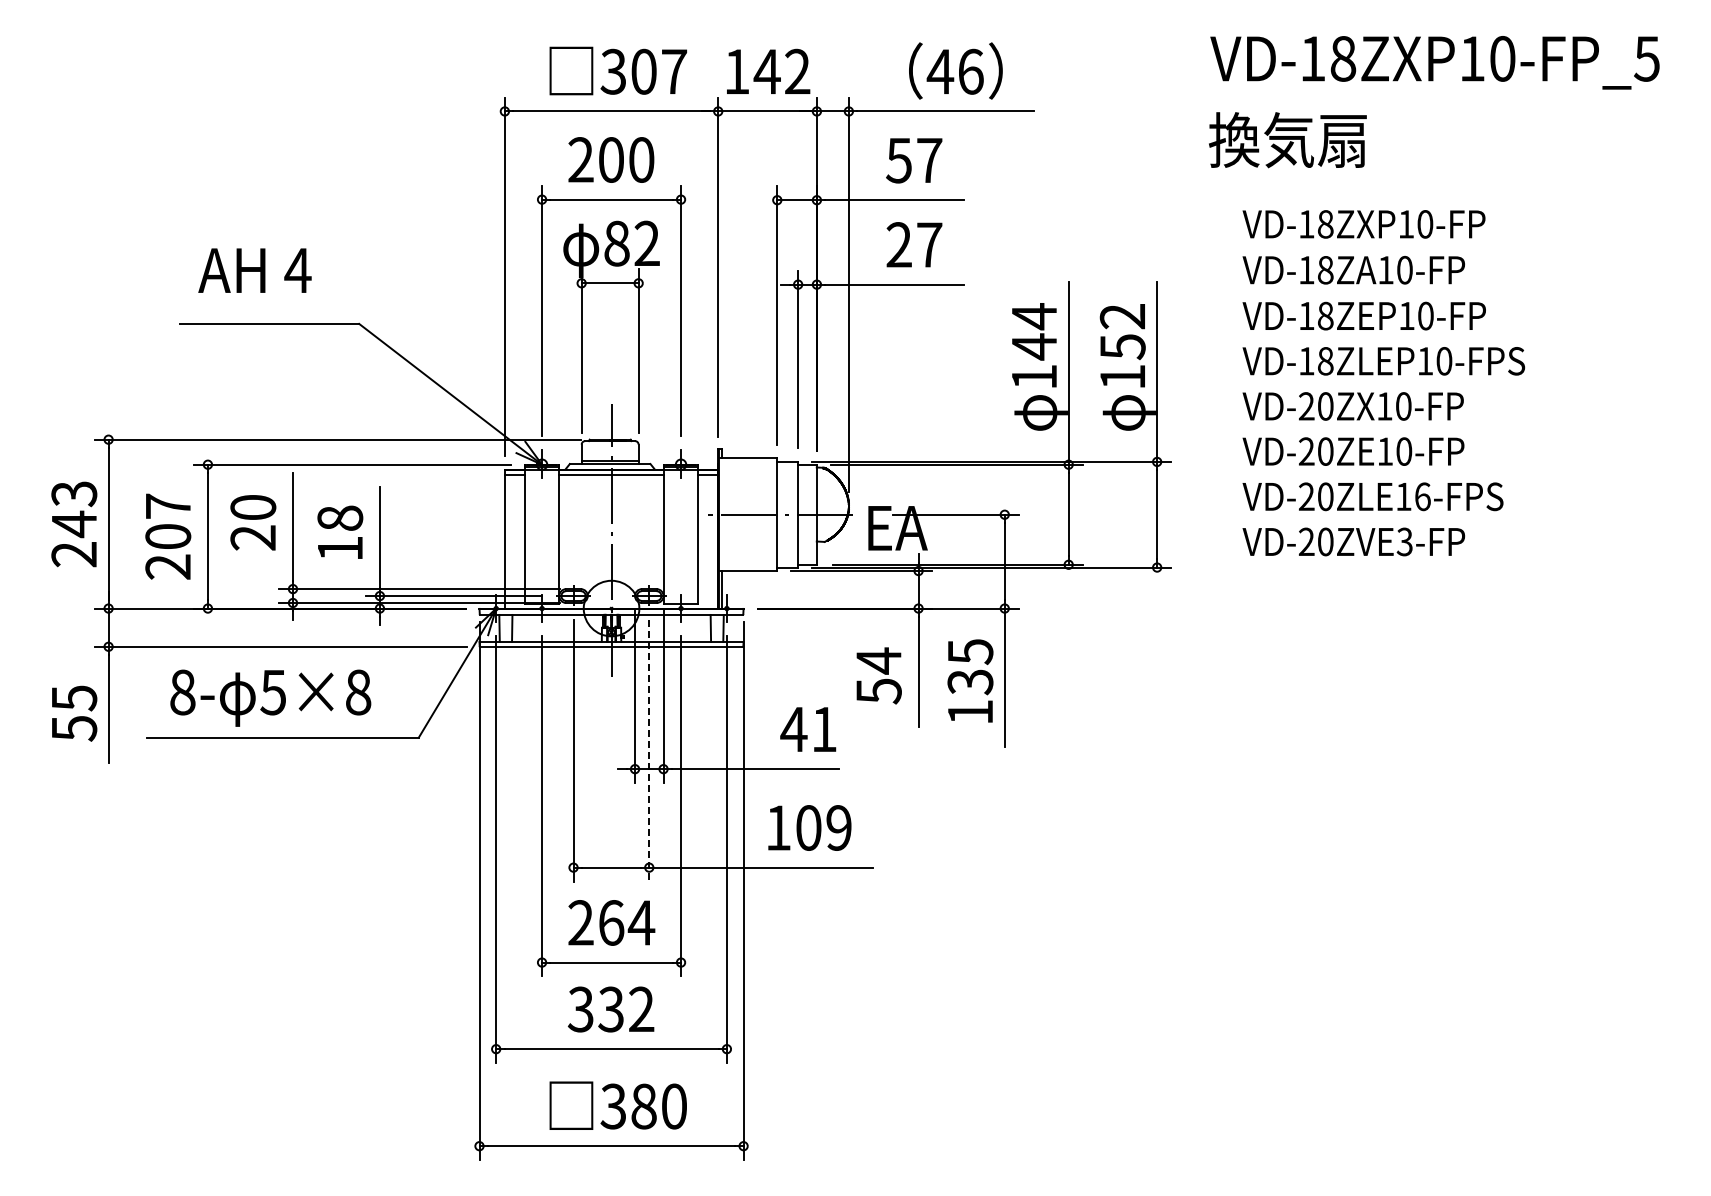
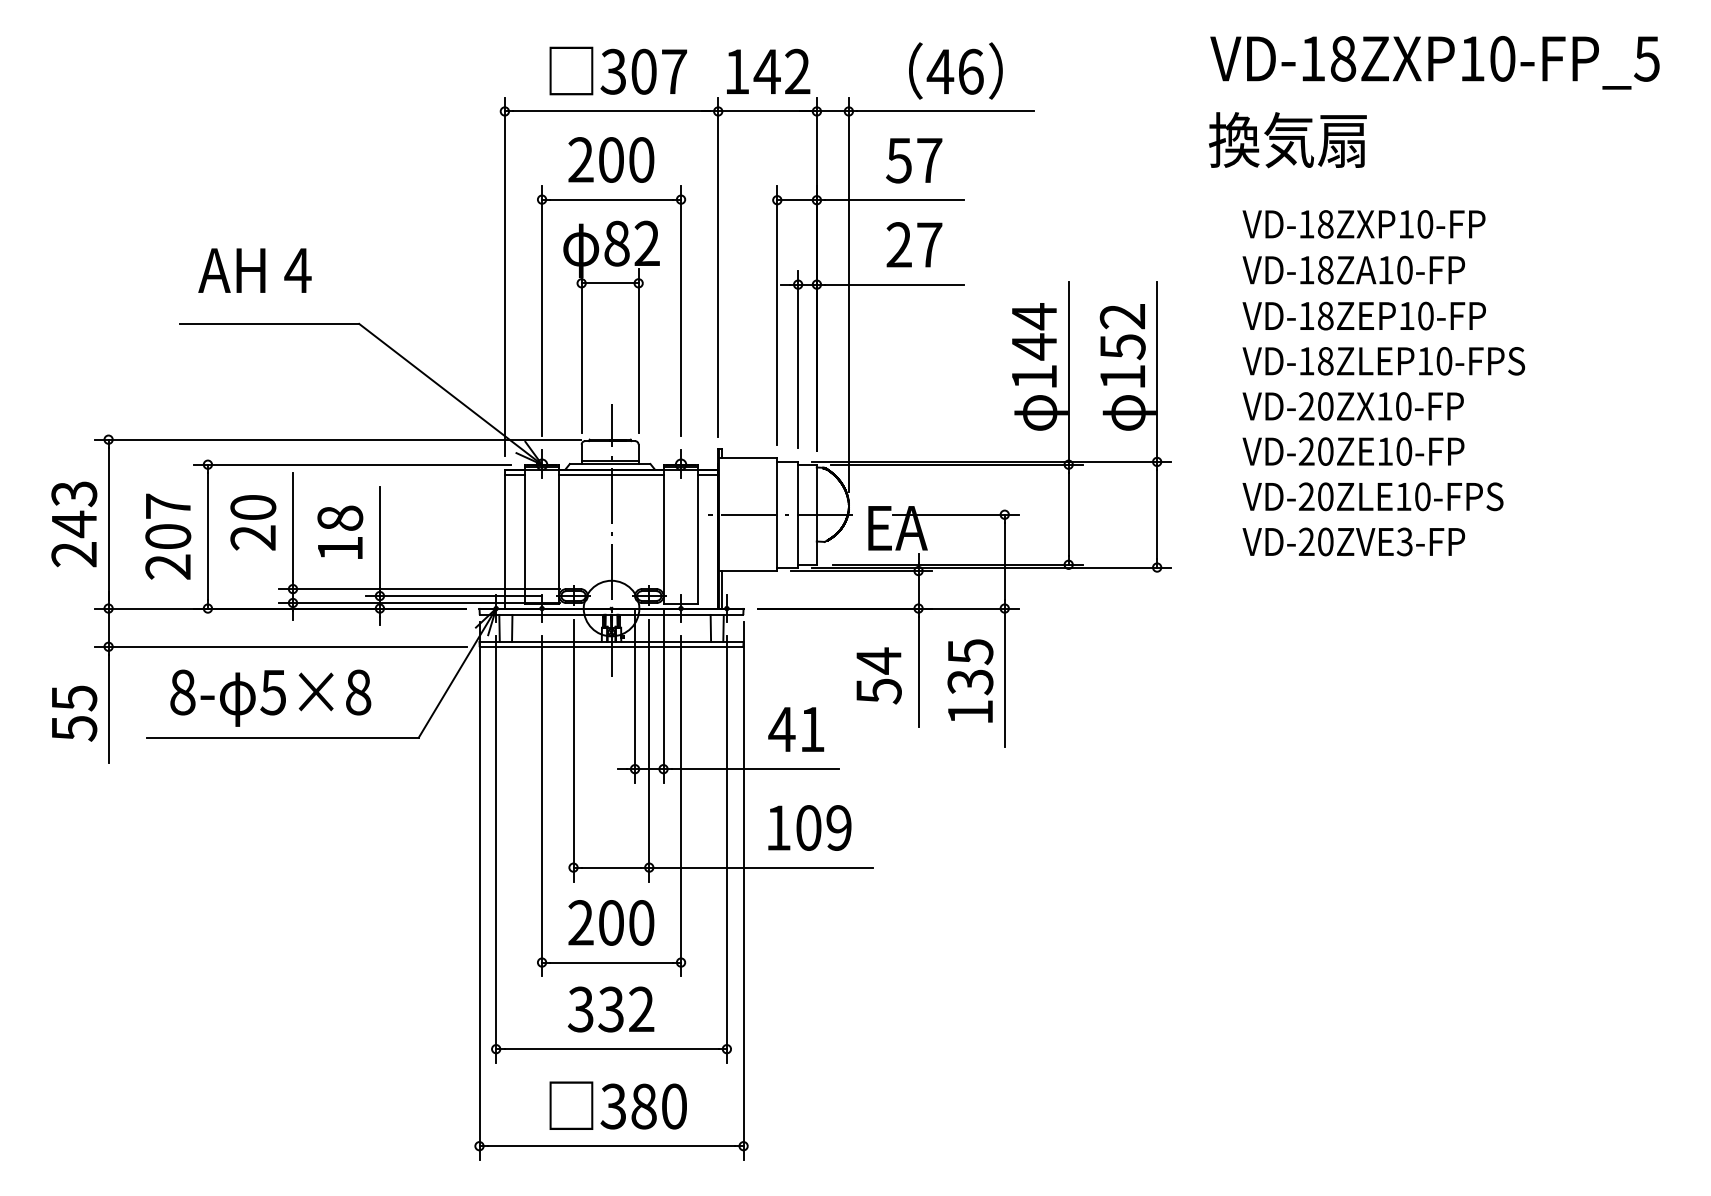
text: VD-20ZLE16-FPS -> VD-20ZLE10-FPS (1422, 496)
text position: (808, 729) -> (796, 729) (796, 729)
line: dashed -> solid (649, 750)
text: 264 -> 200 (627, 922)
